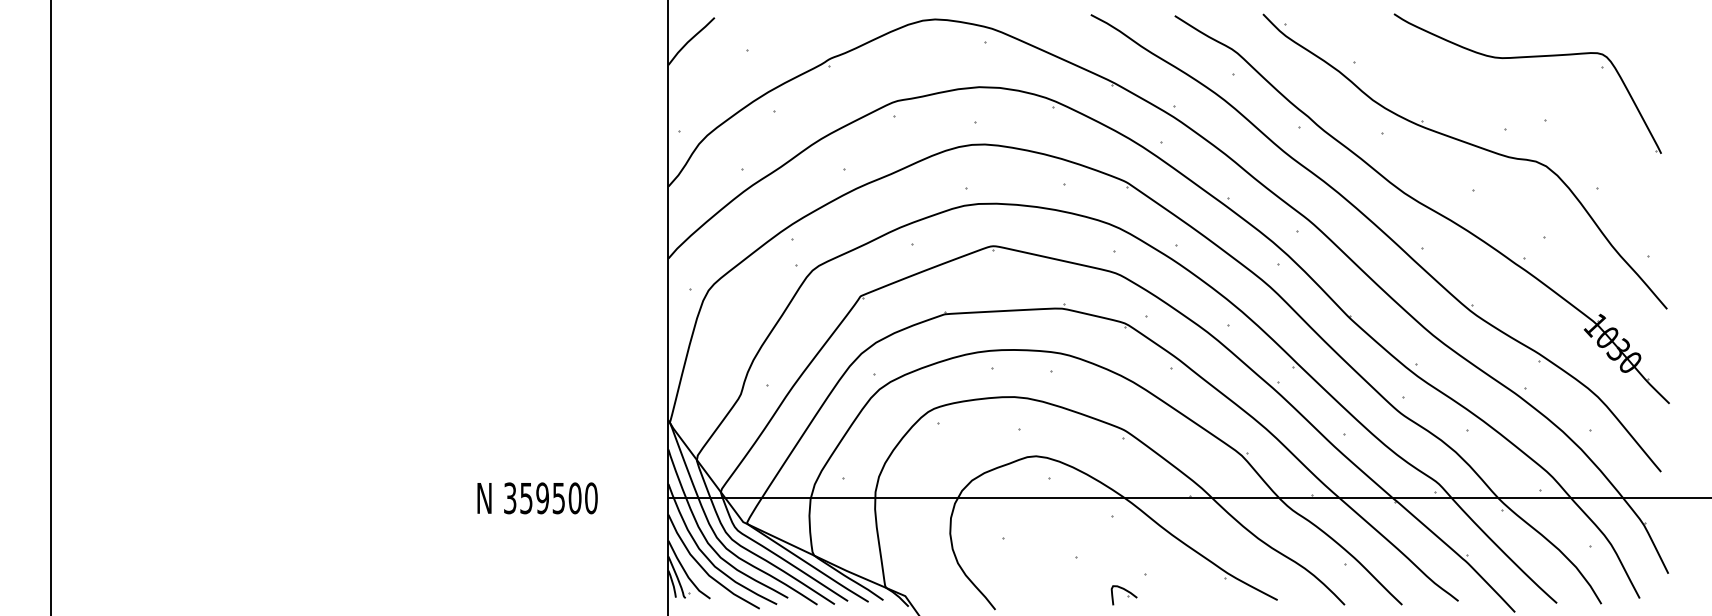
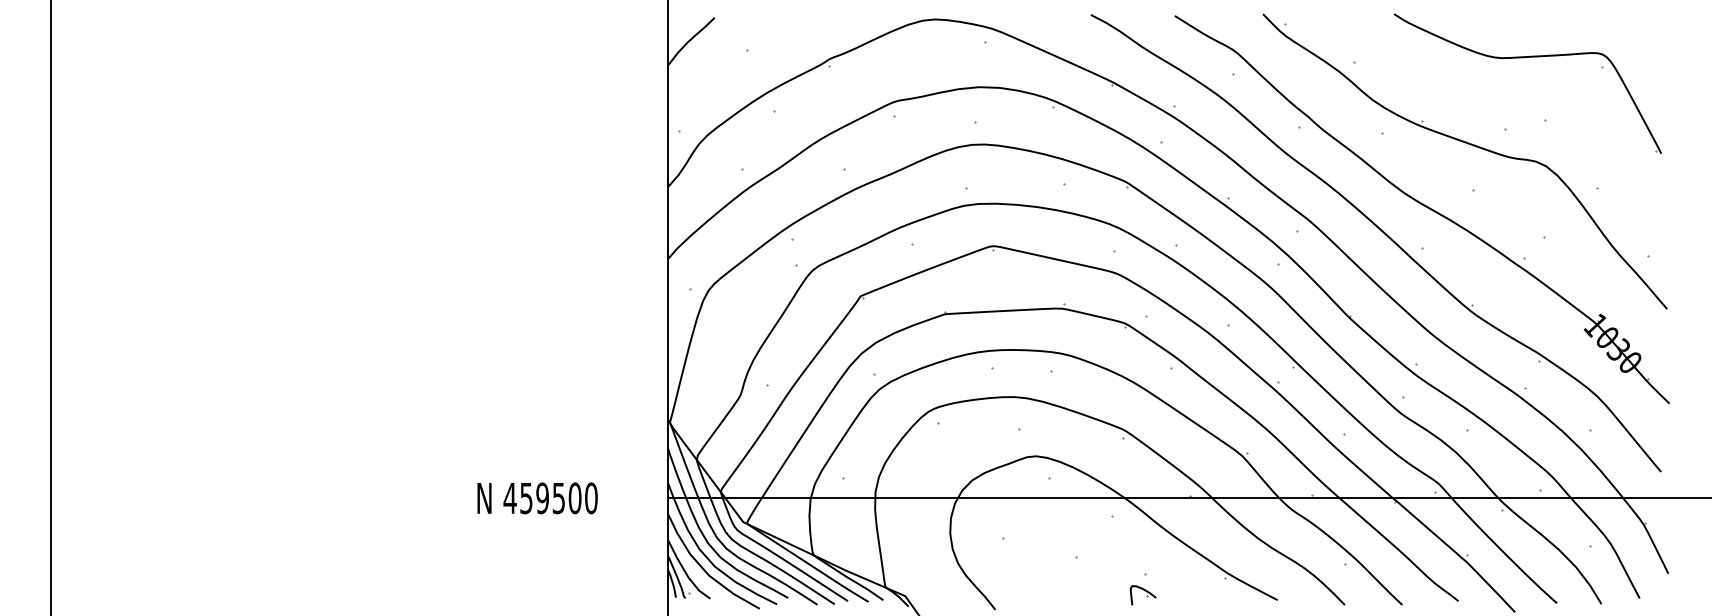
text: 359500 -> 459500 (509, 498)
part position: (1123, 595) -> (1142, 595) (1142, 595)
